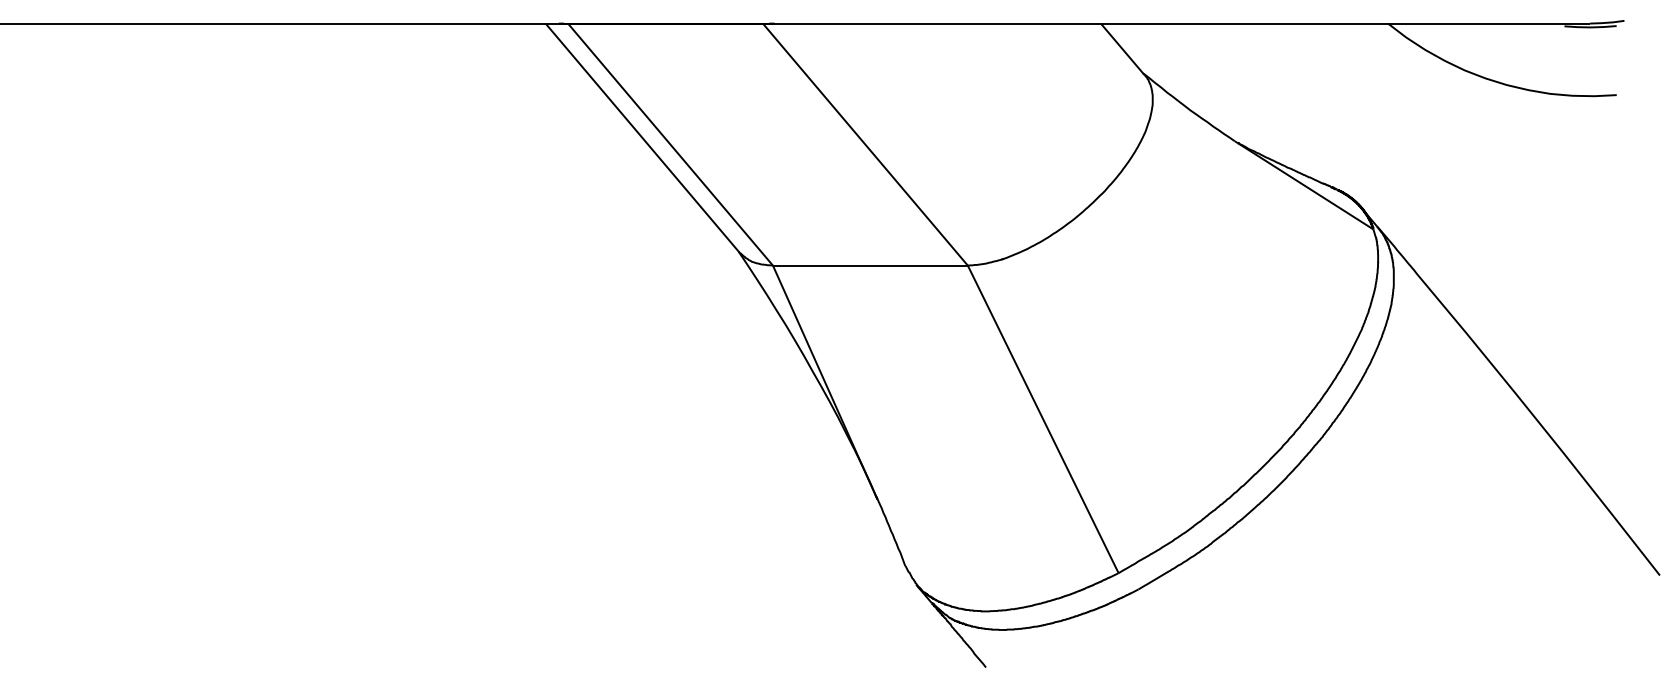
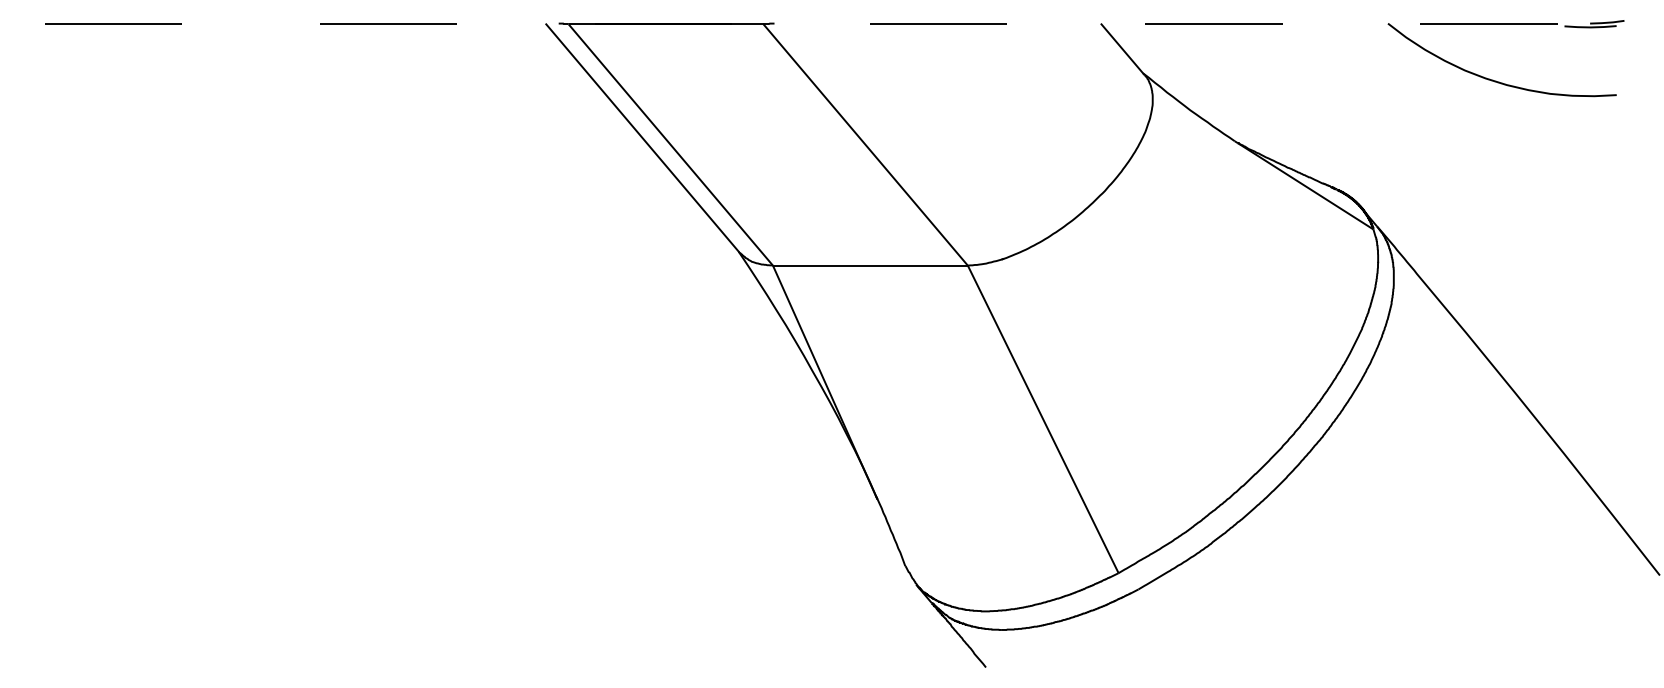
line: solid -> dashed (795, 23)
